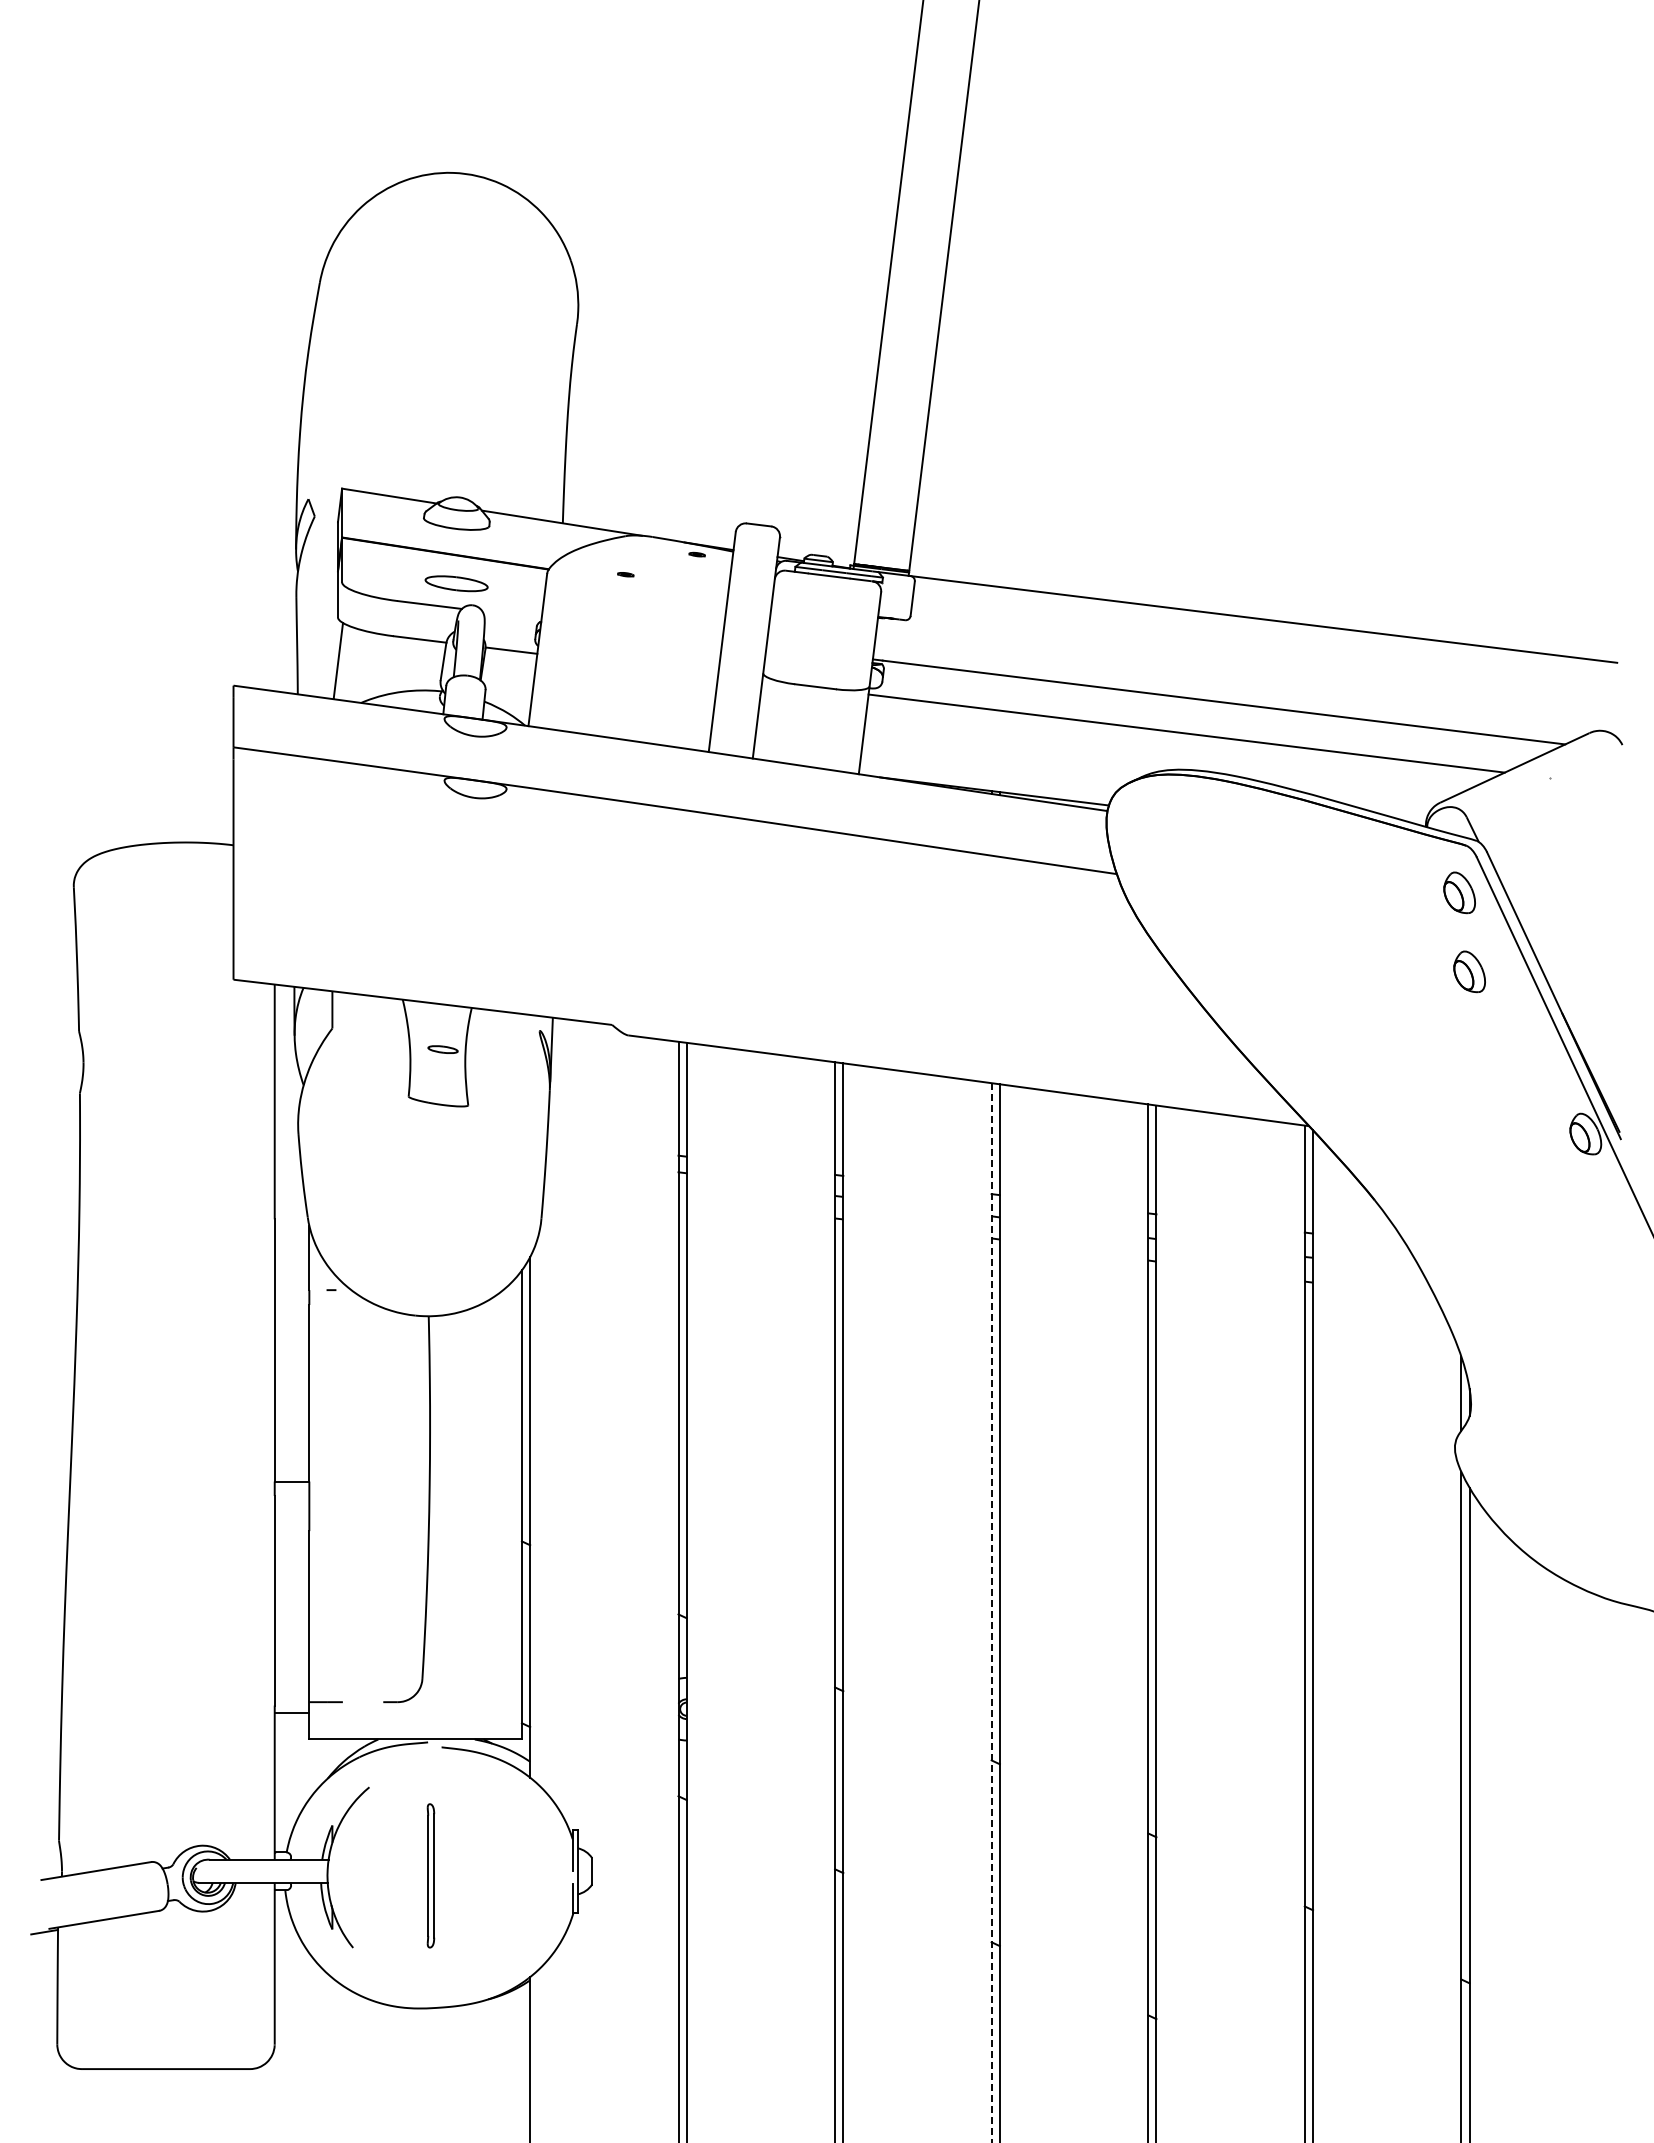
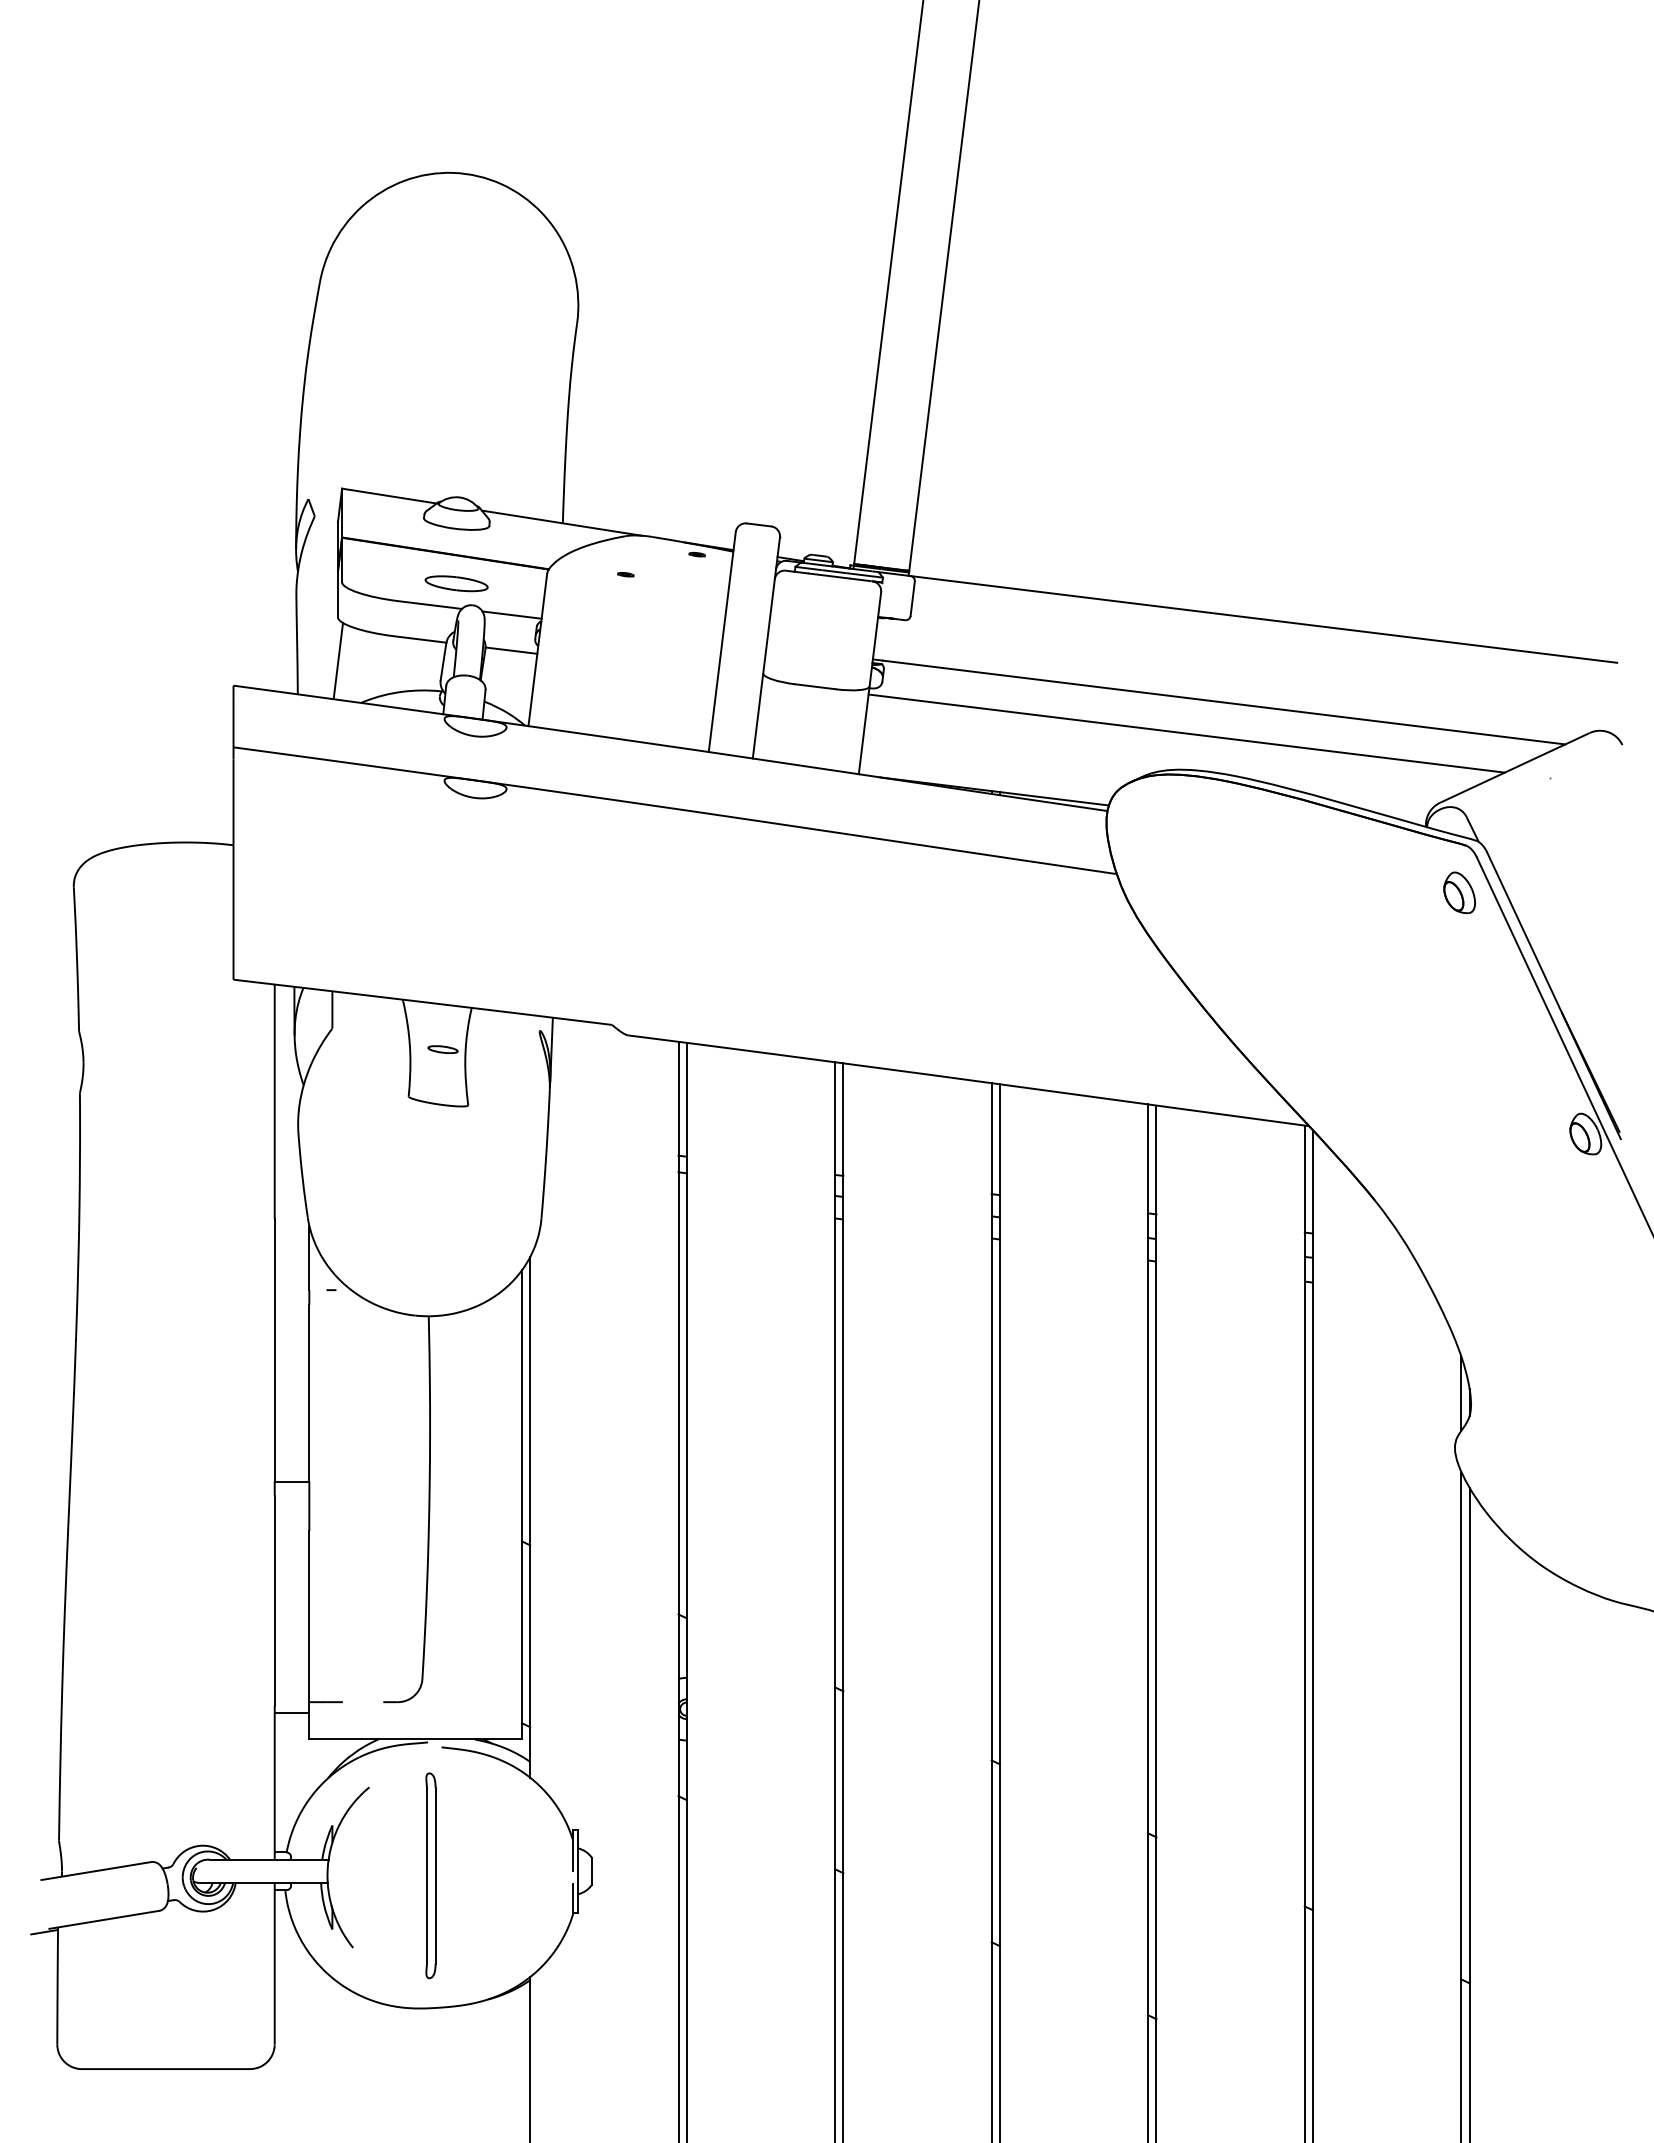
line: none -> present (511, 614)
part: present -> none (1469, 971)
line: dashed -> solid (991, 1613)
part size: 10x146 px -> 12x208 px (430, 1875)
